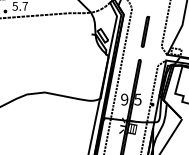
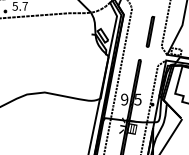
part position: (145, 31) -> (150, 31) (150, 31)
